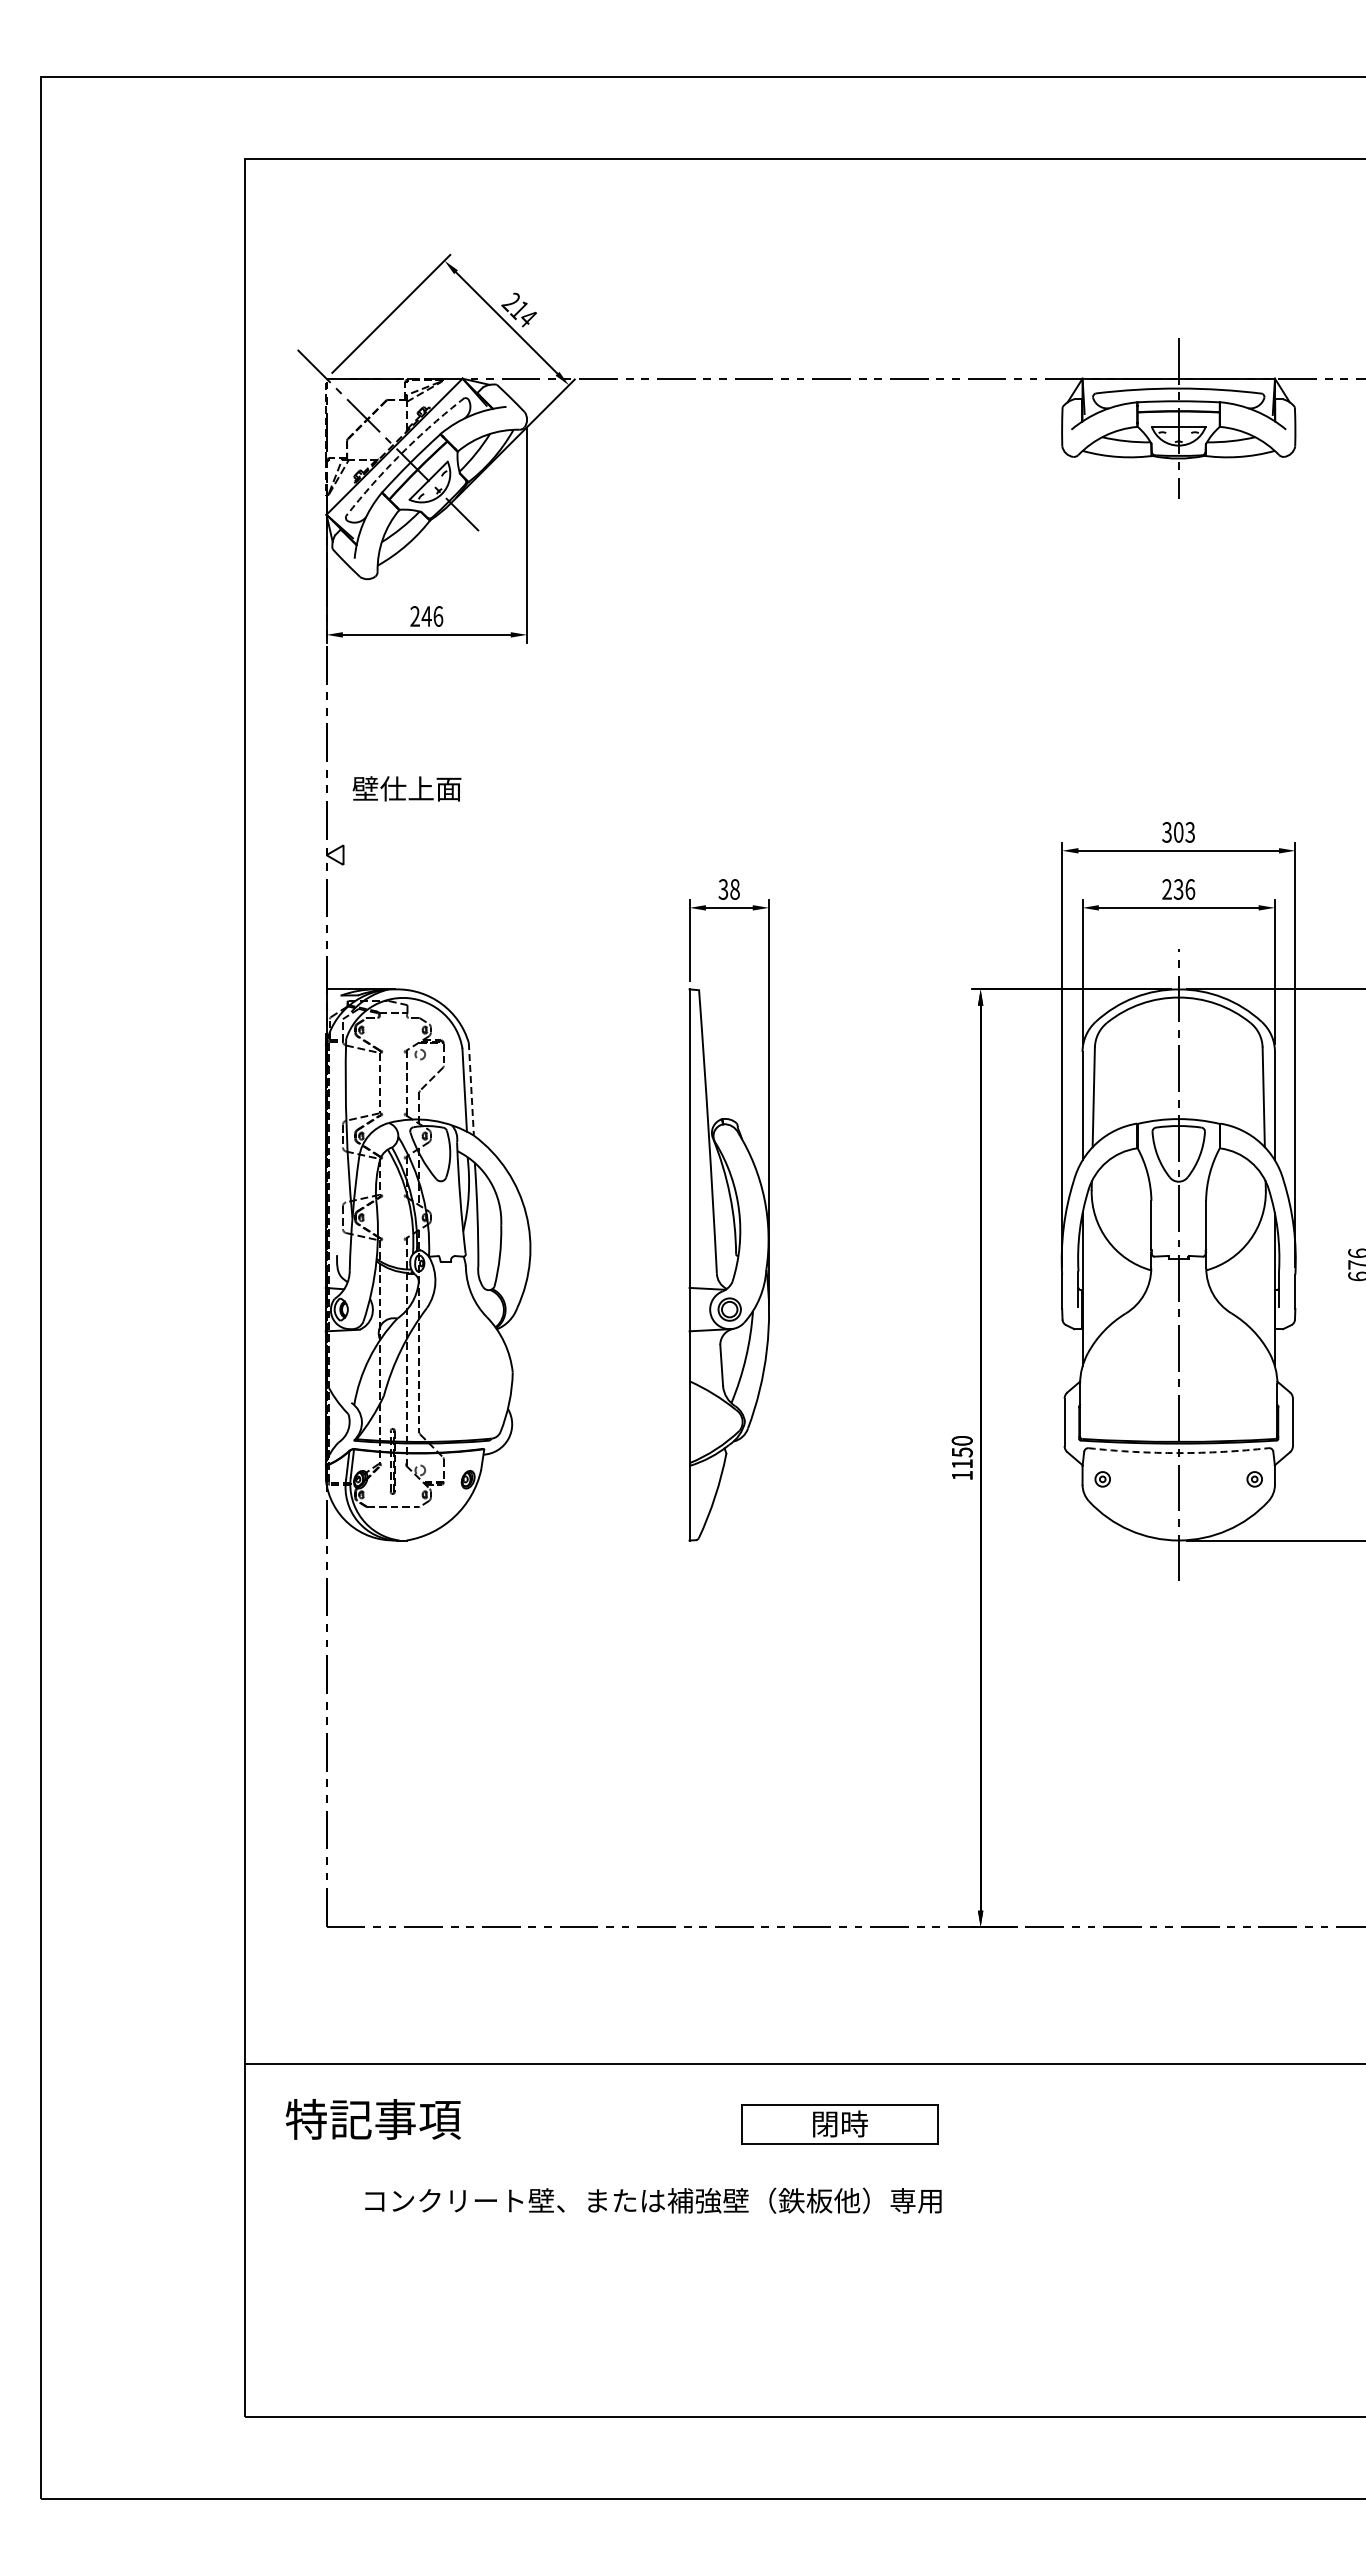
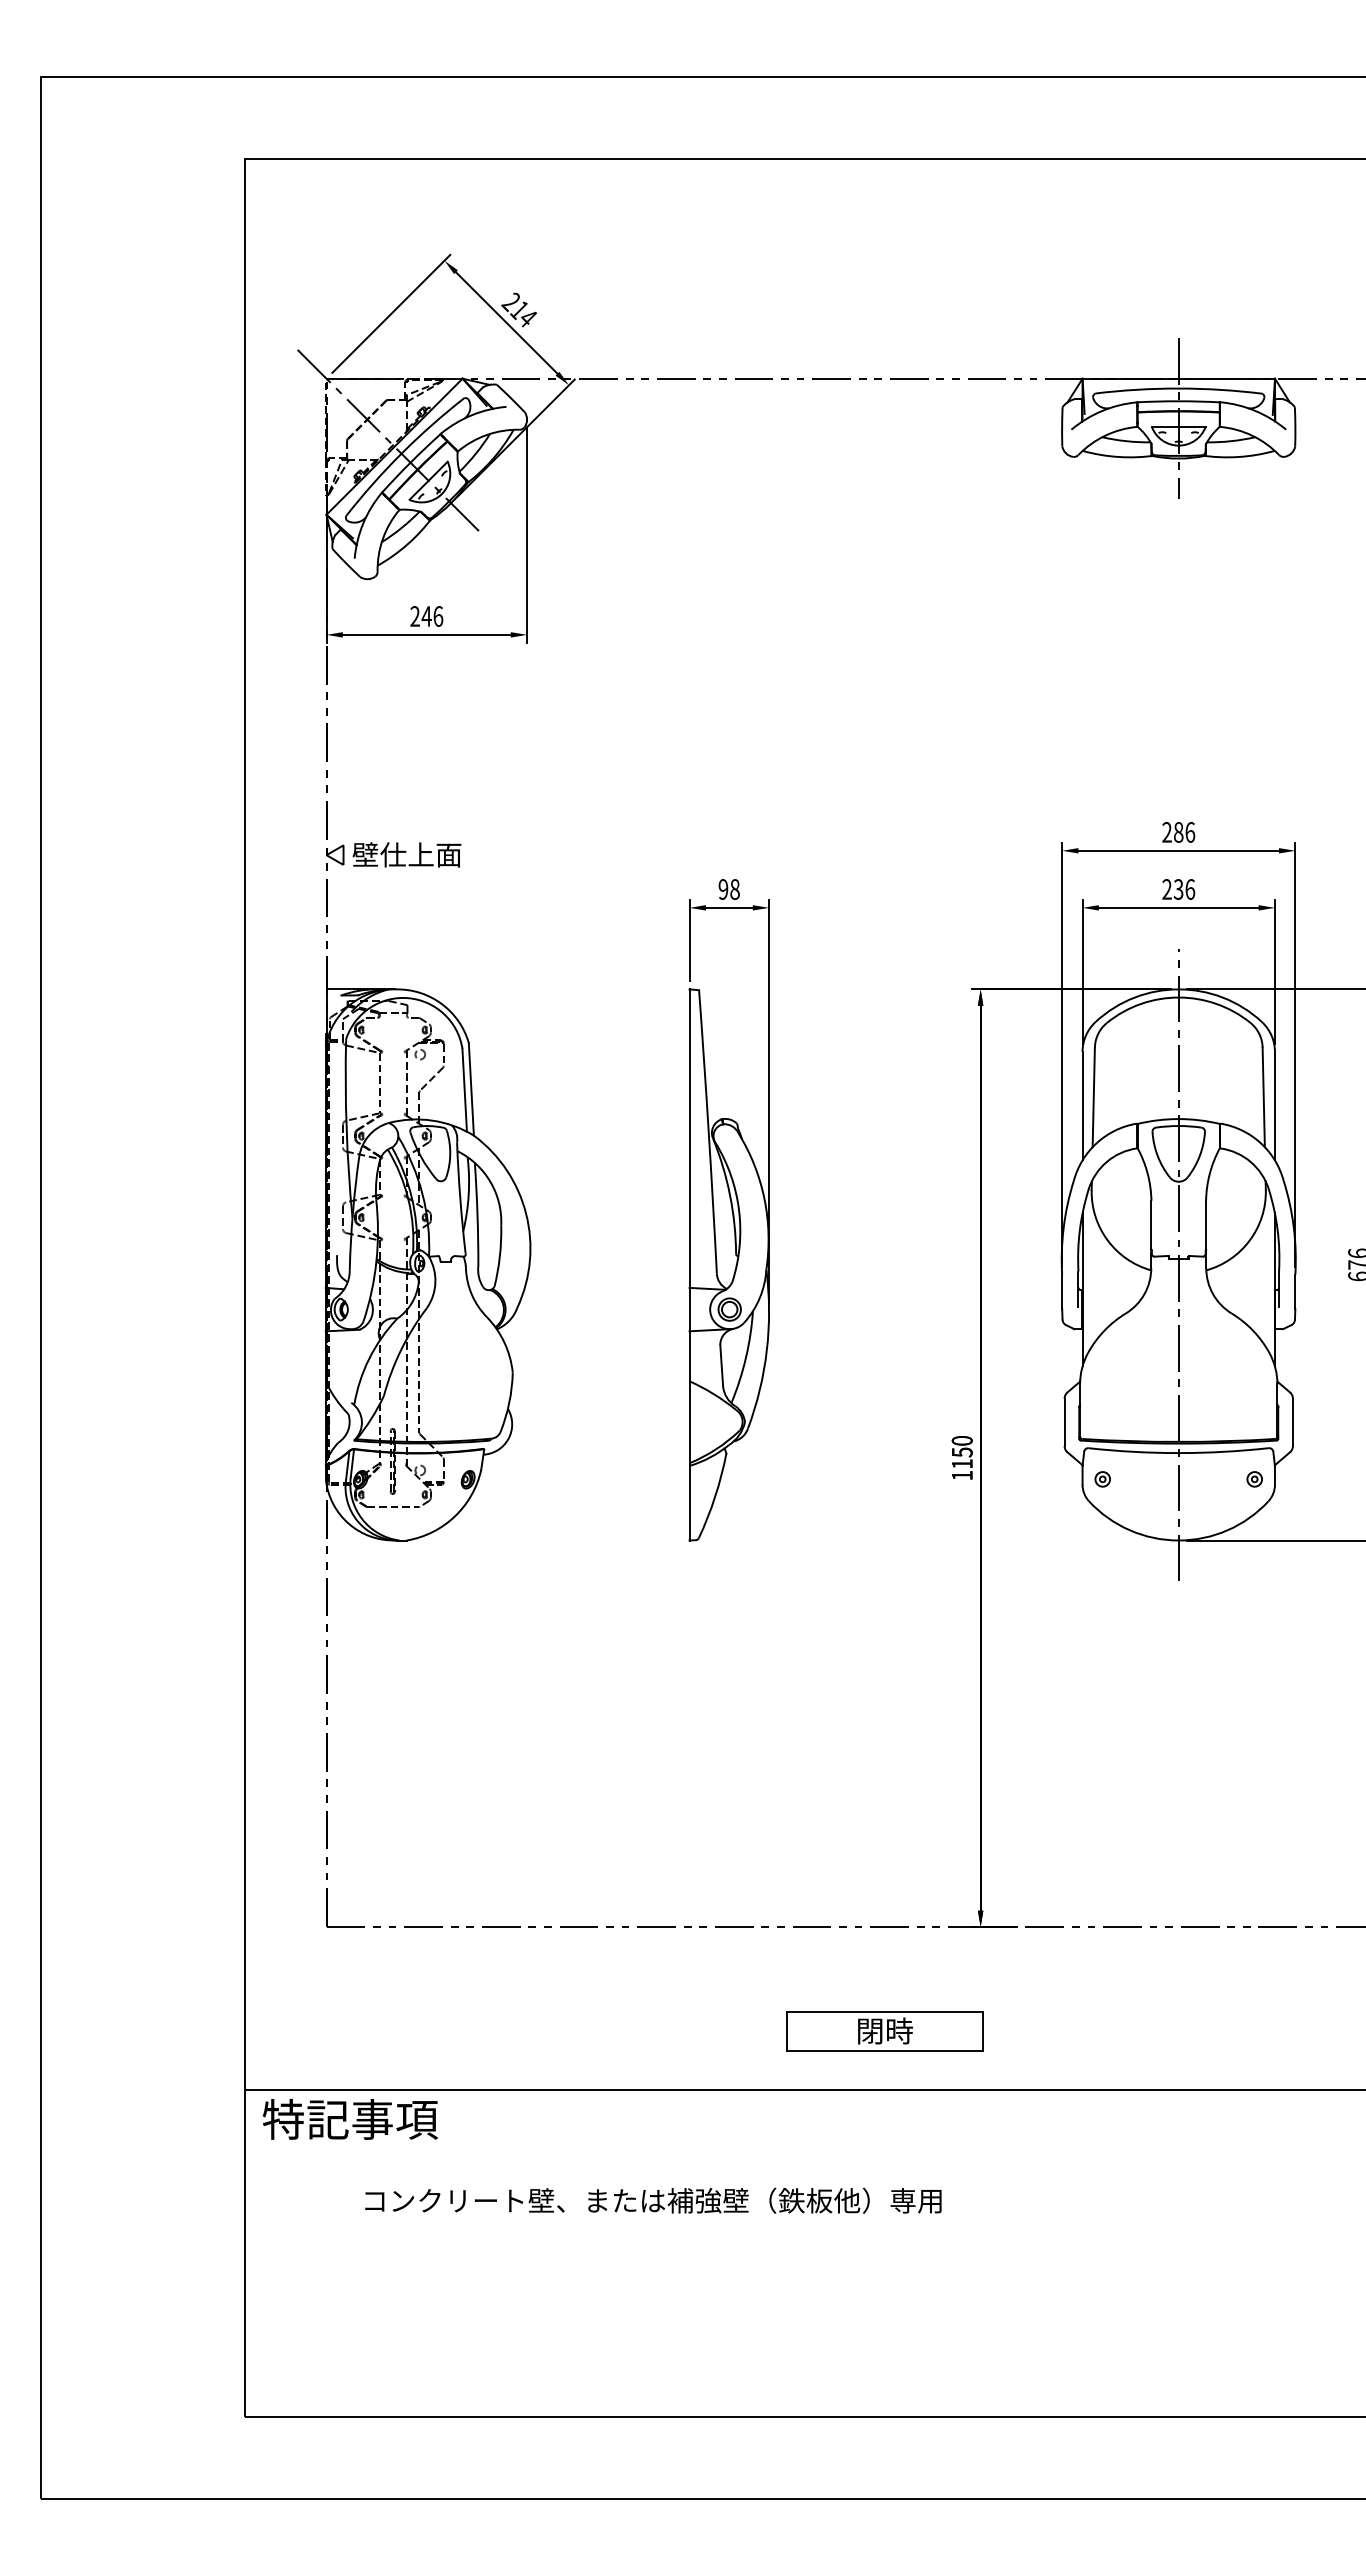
arc: dashed -> solid (401, 453)
text position: (406, 788) -> (406, 854) (406, 854)
text: 303 -> 286 (1178, 832)
text: 38 -> 98 (723, 889)
line: dashed -> solid (471, 1089)
arc: dashed -> solid (1178, 1453)
line position: (803, 2064) -> (803, 2090) (803, 2090)
text position: (373, 2119) -> (350, 2119) (350, 2119)
part position: (839, 2124) -> (884, 2031) (884, 2031)
